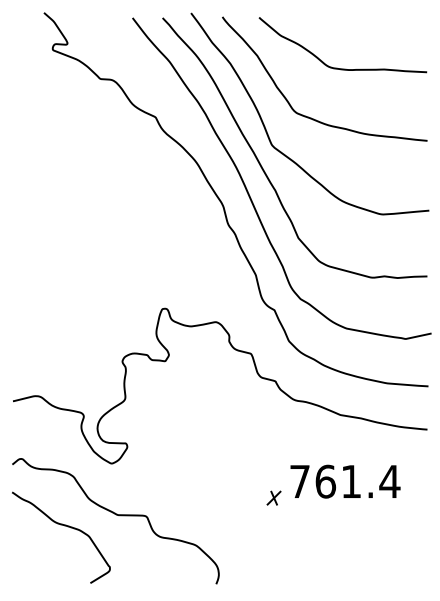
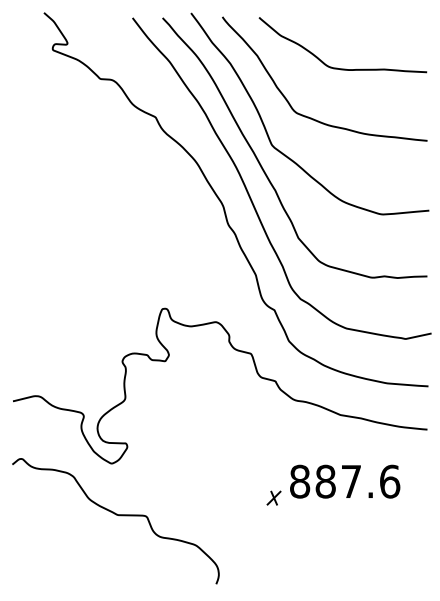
text: 761.4 -> 887.6 (345, 481)
curve: present -> none (64, 526)
